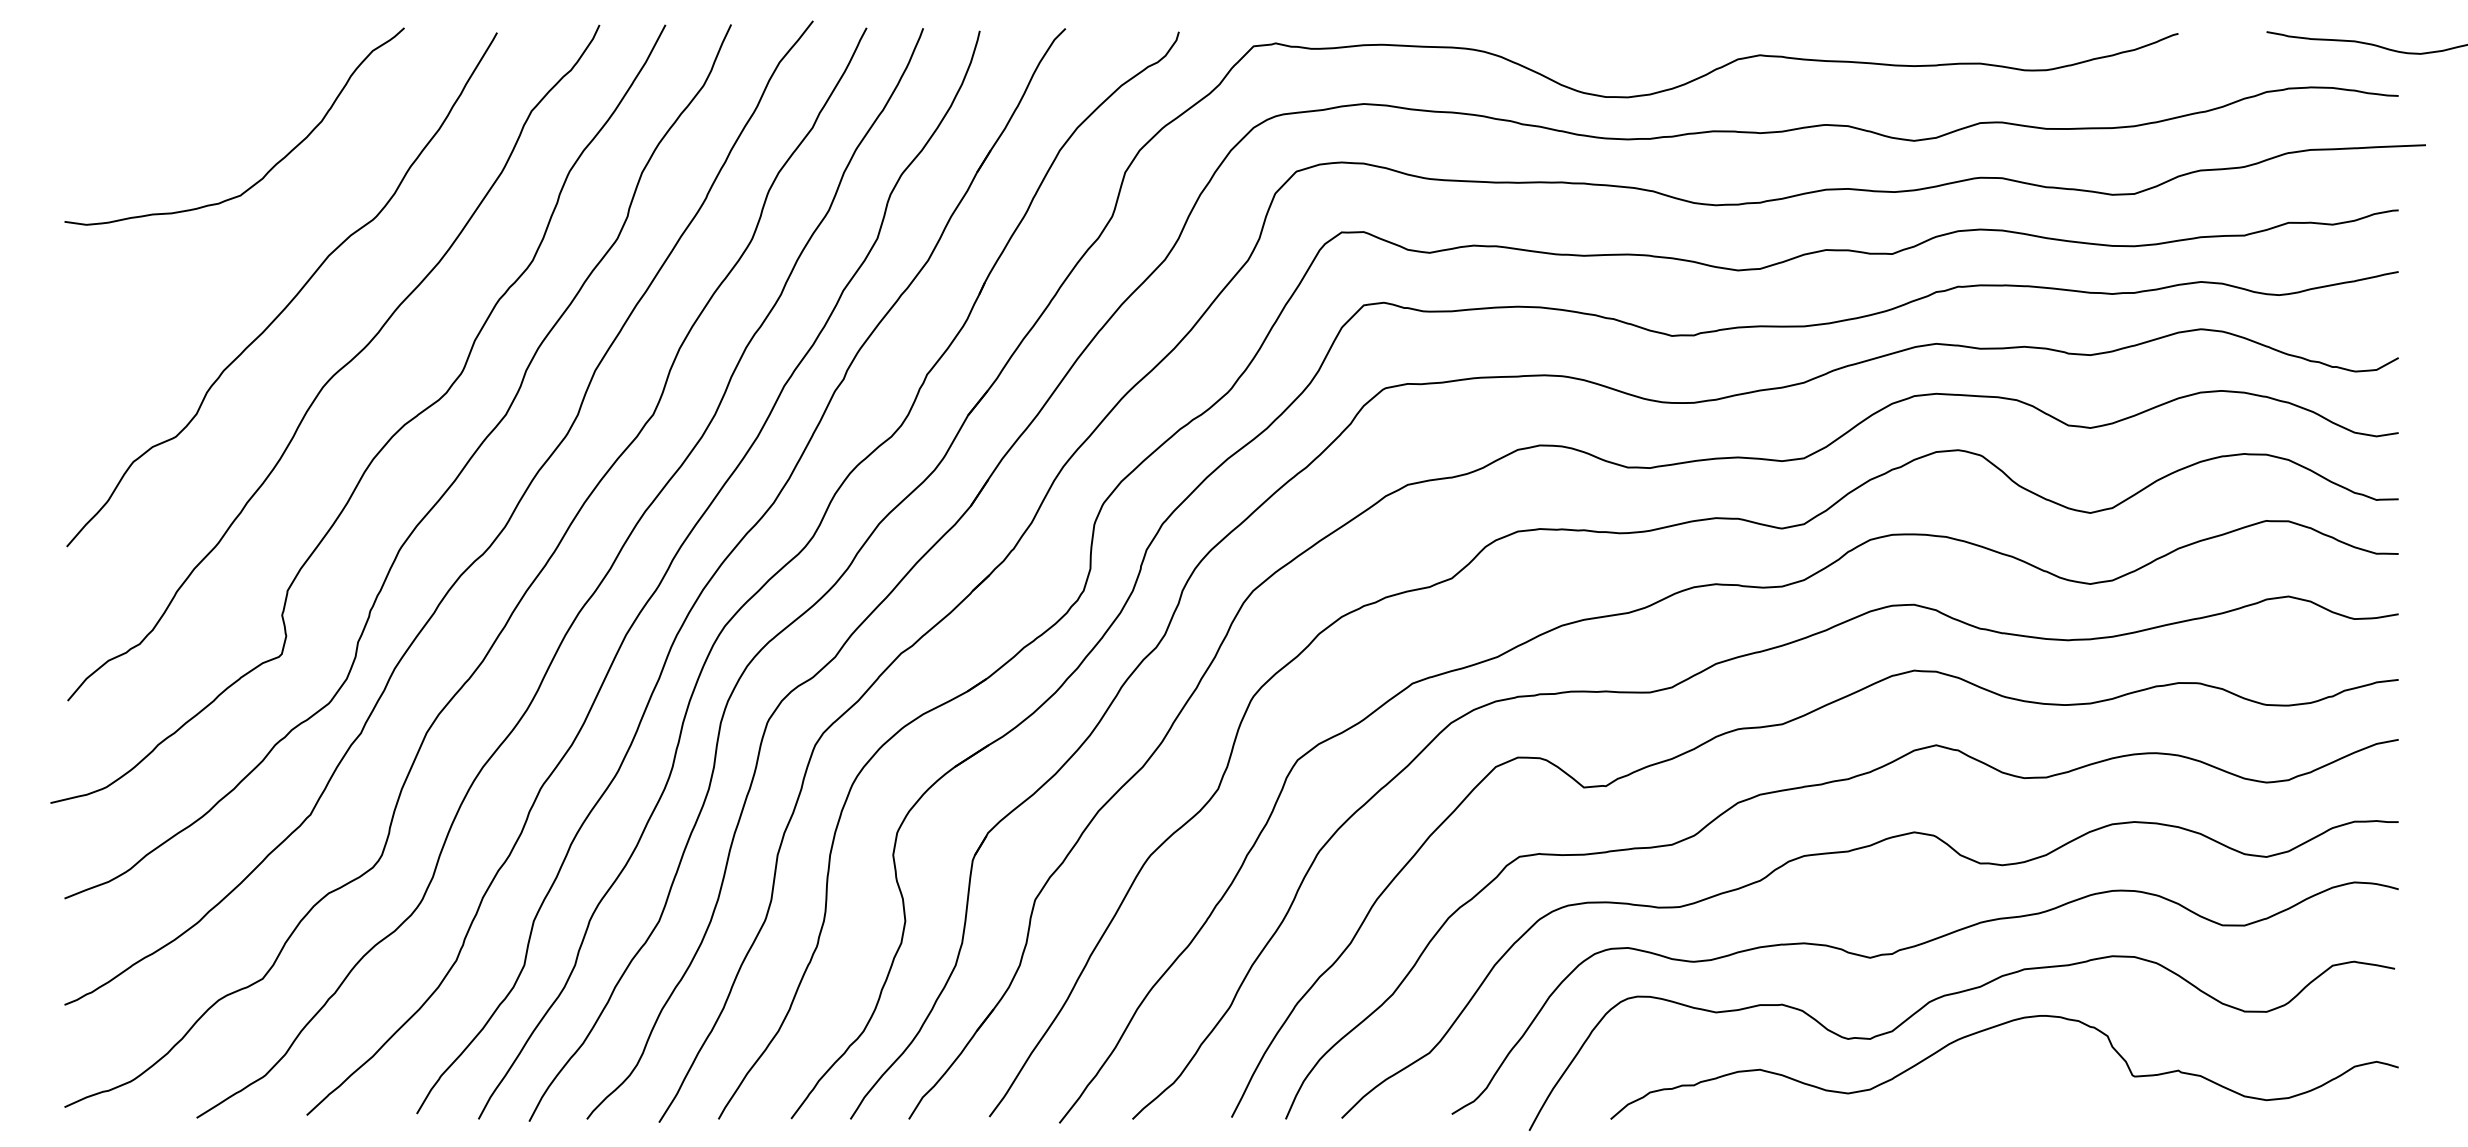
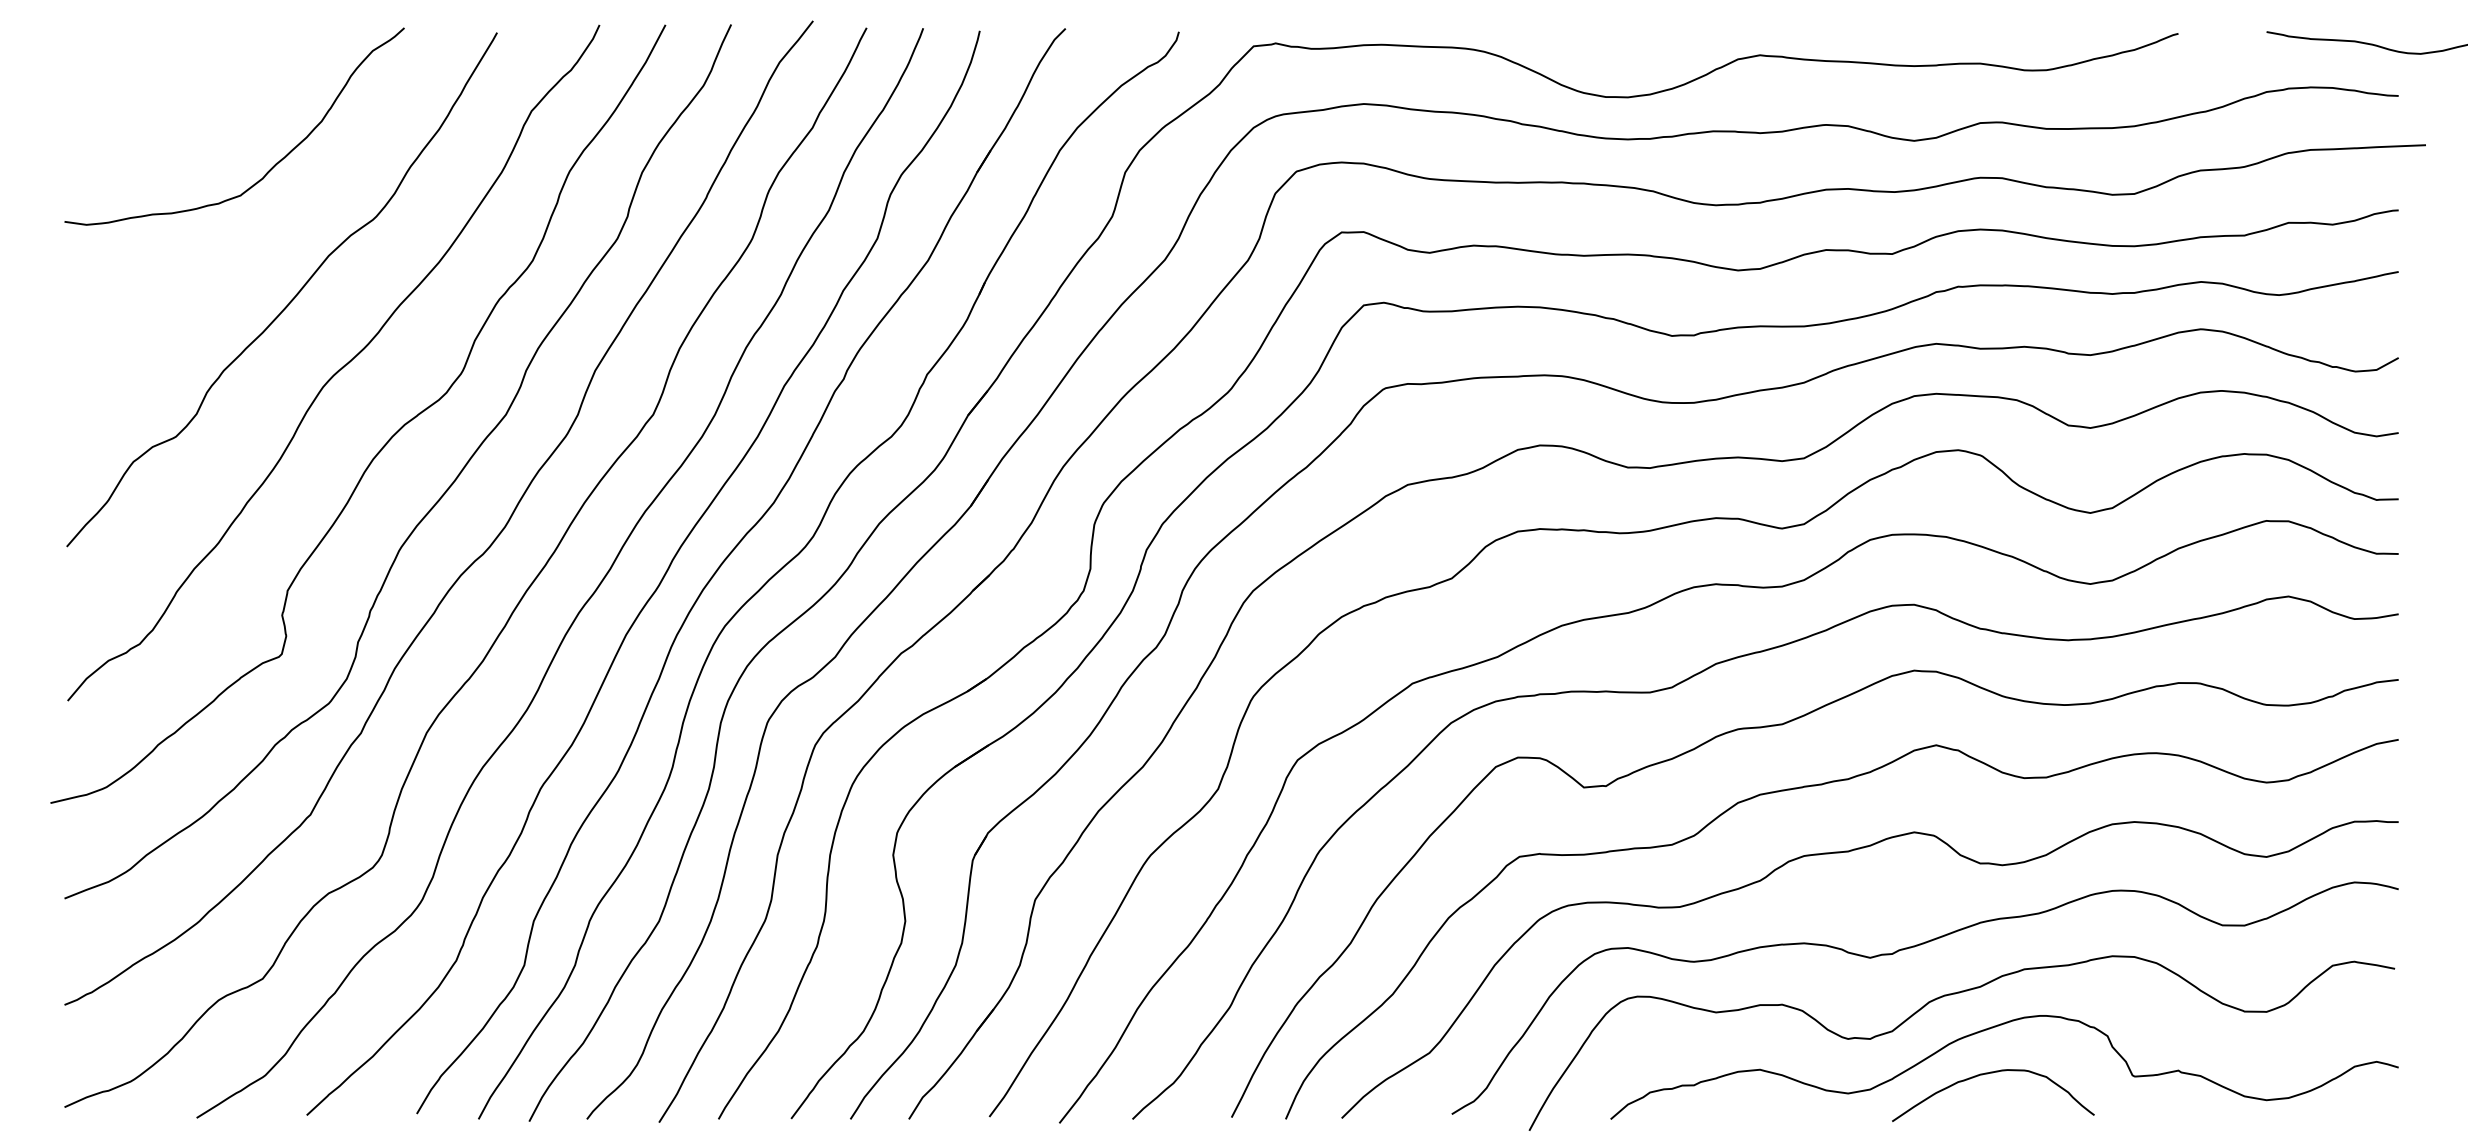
curve: none -> present (1987, 1074)
